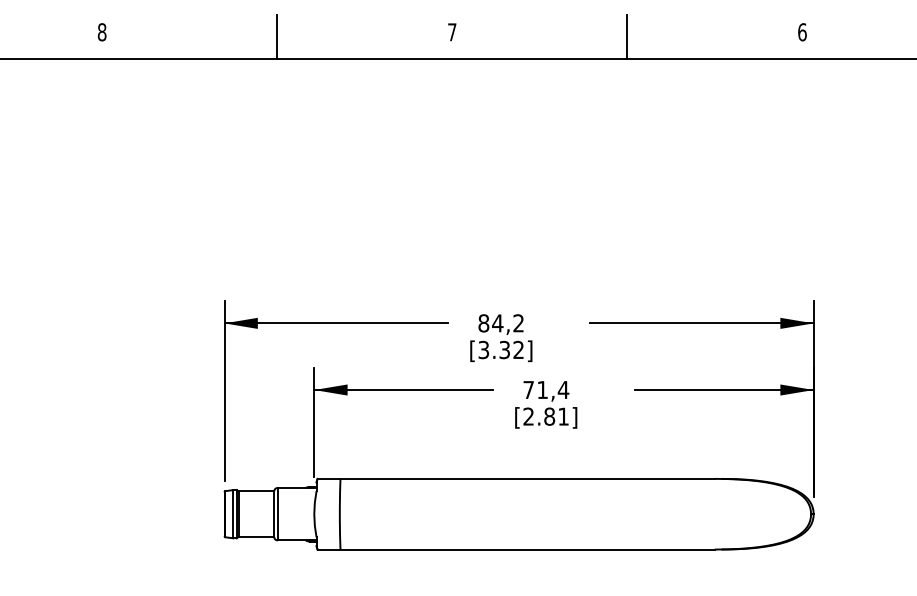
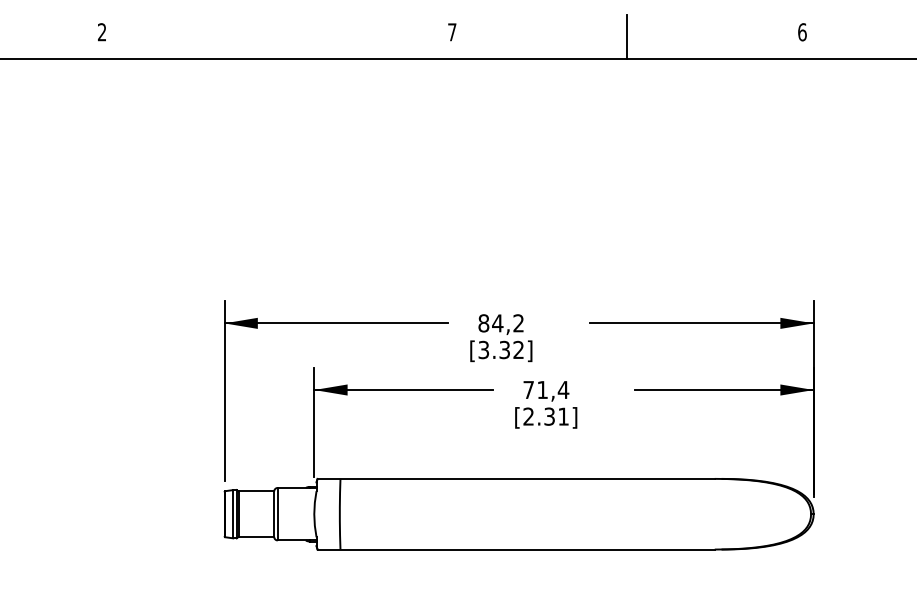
text: 8 -> 2 (101, 32)
line: present -> none (277, 36)
text: [2.81] -> [2.31] (549, 416)
